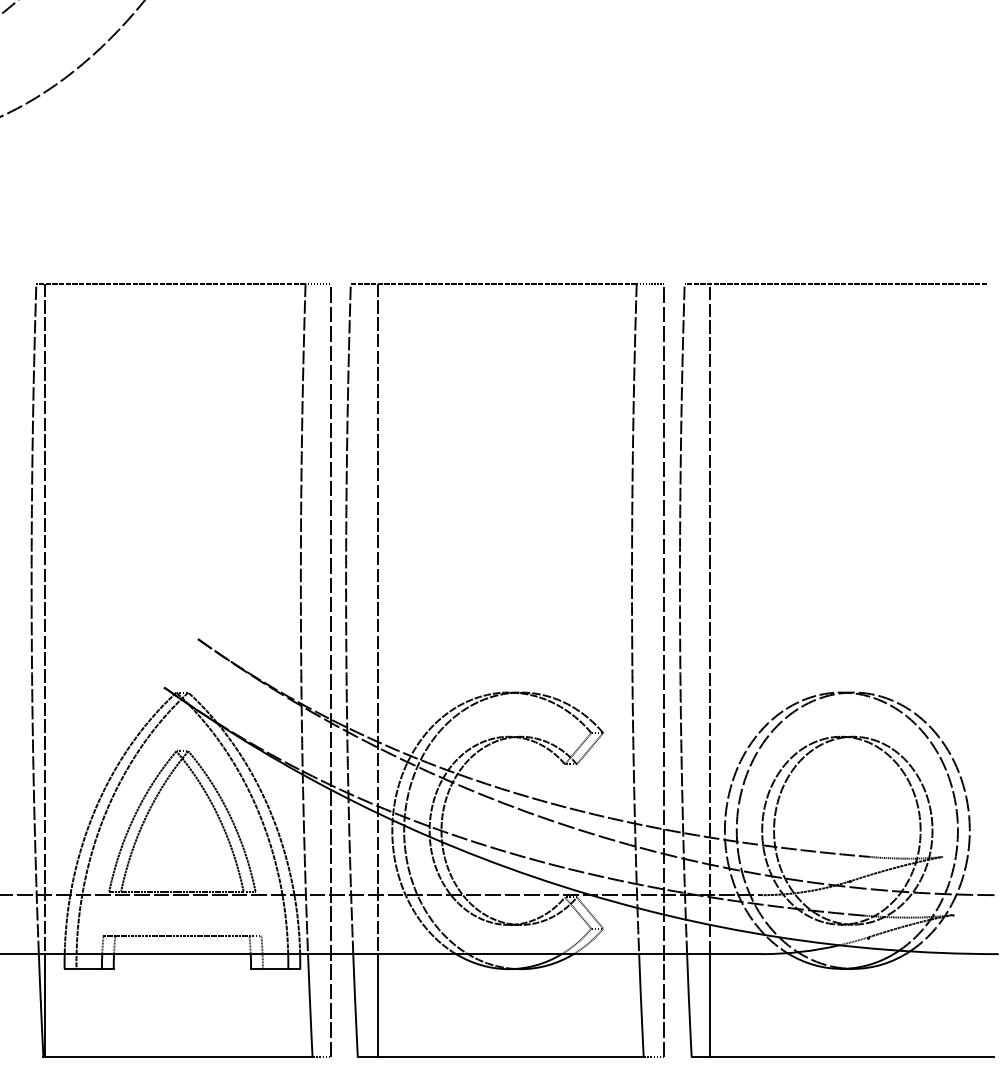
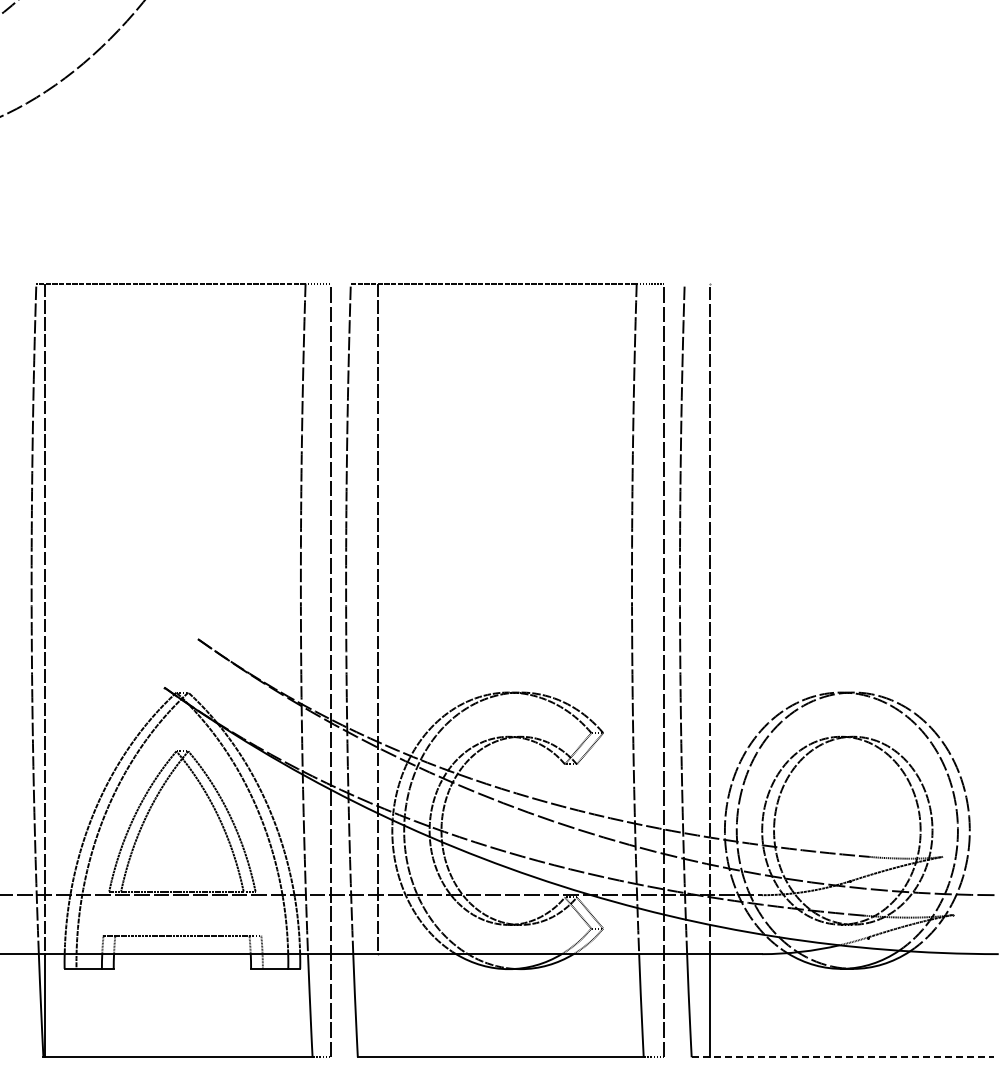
line: present -> none (835, 283)
line: present -> none (377, 1005)
line: solid -> dashed (843, 1057)
